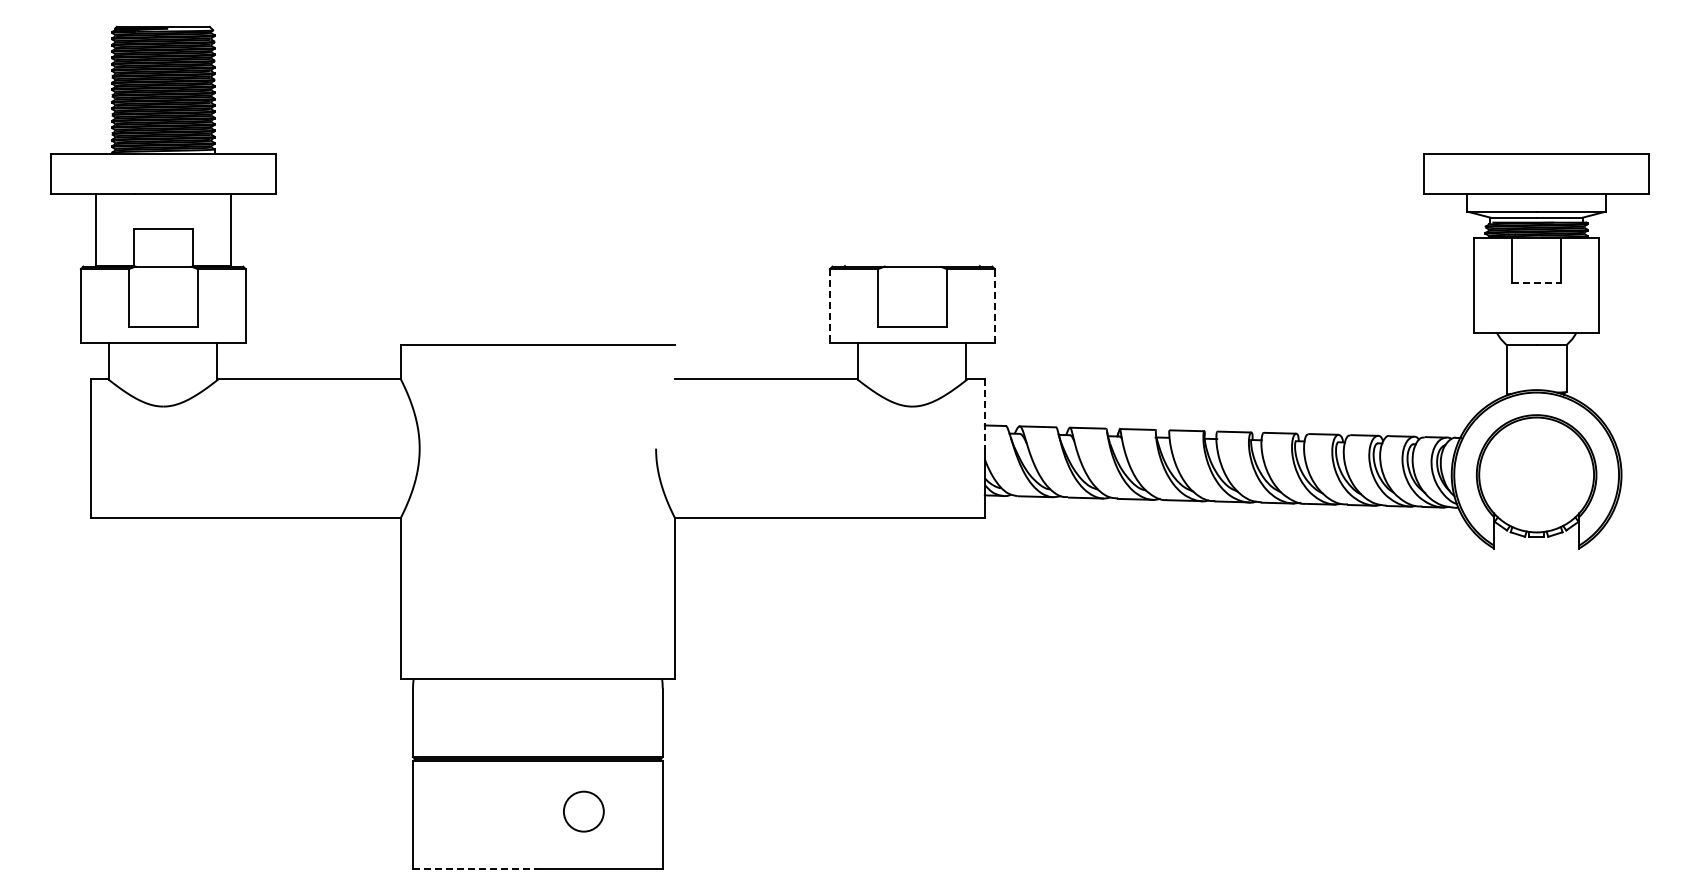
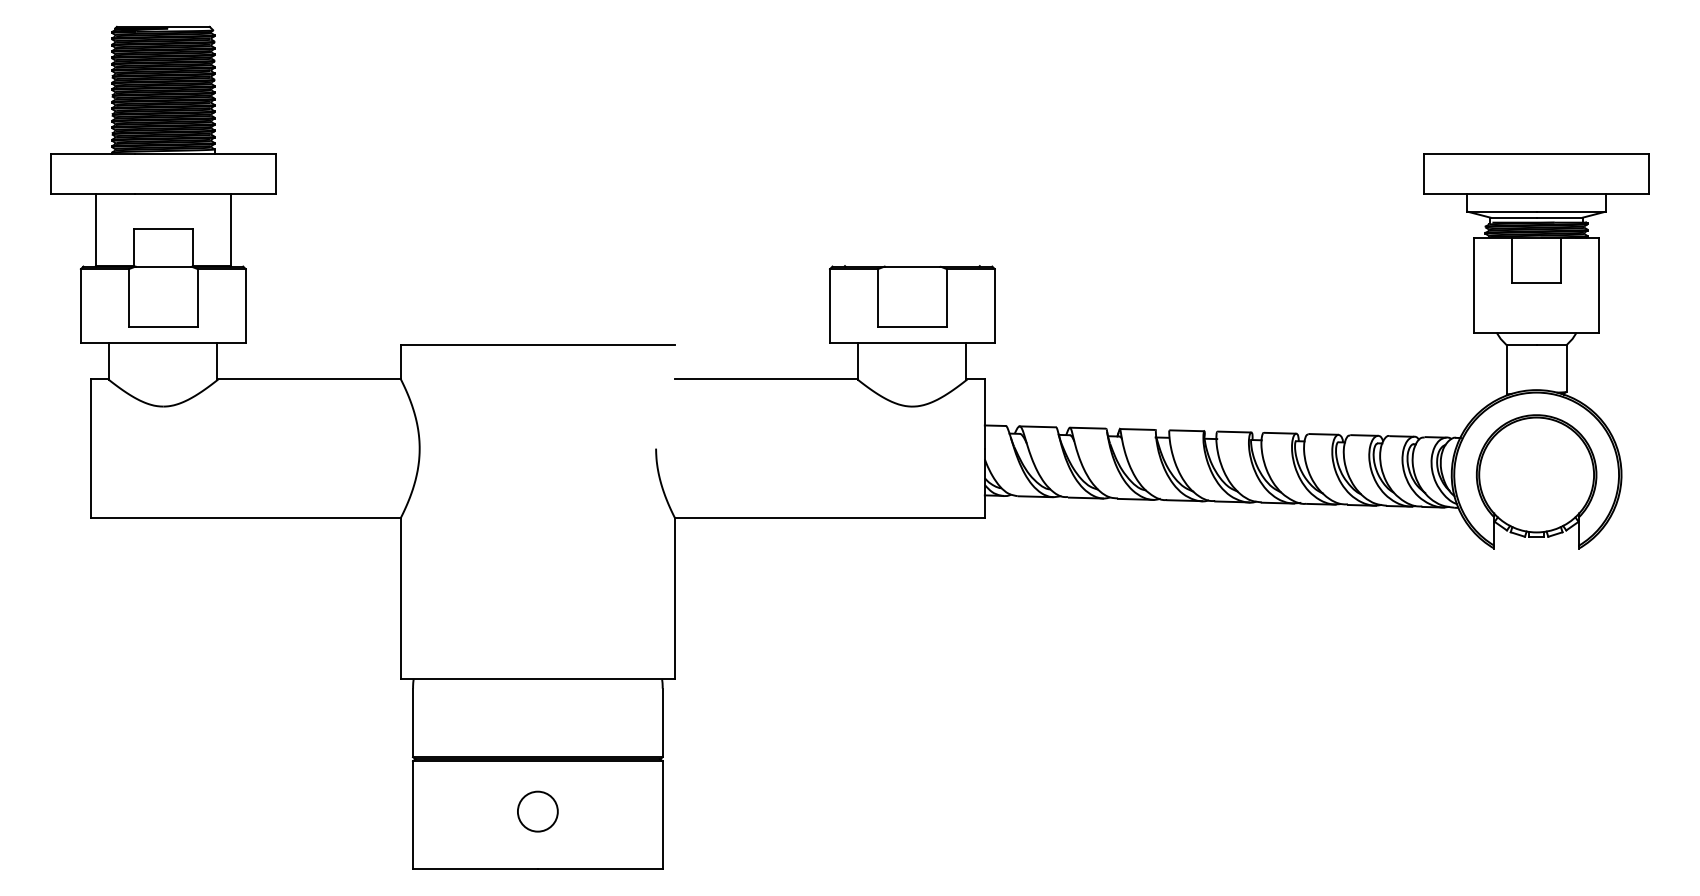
line: dashed -> solid (1537, 282)
line: dashed -> solid (994, 305)
line: dashed -> solid (830, 306)
line: dashed -> solid (984, 414)
circle position: (583, 811) -> (537, 811) (537, 811)
line: dashed -> solid (475, 869)
